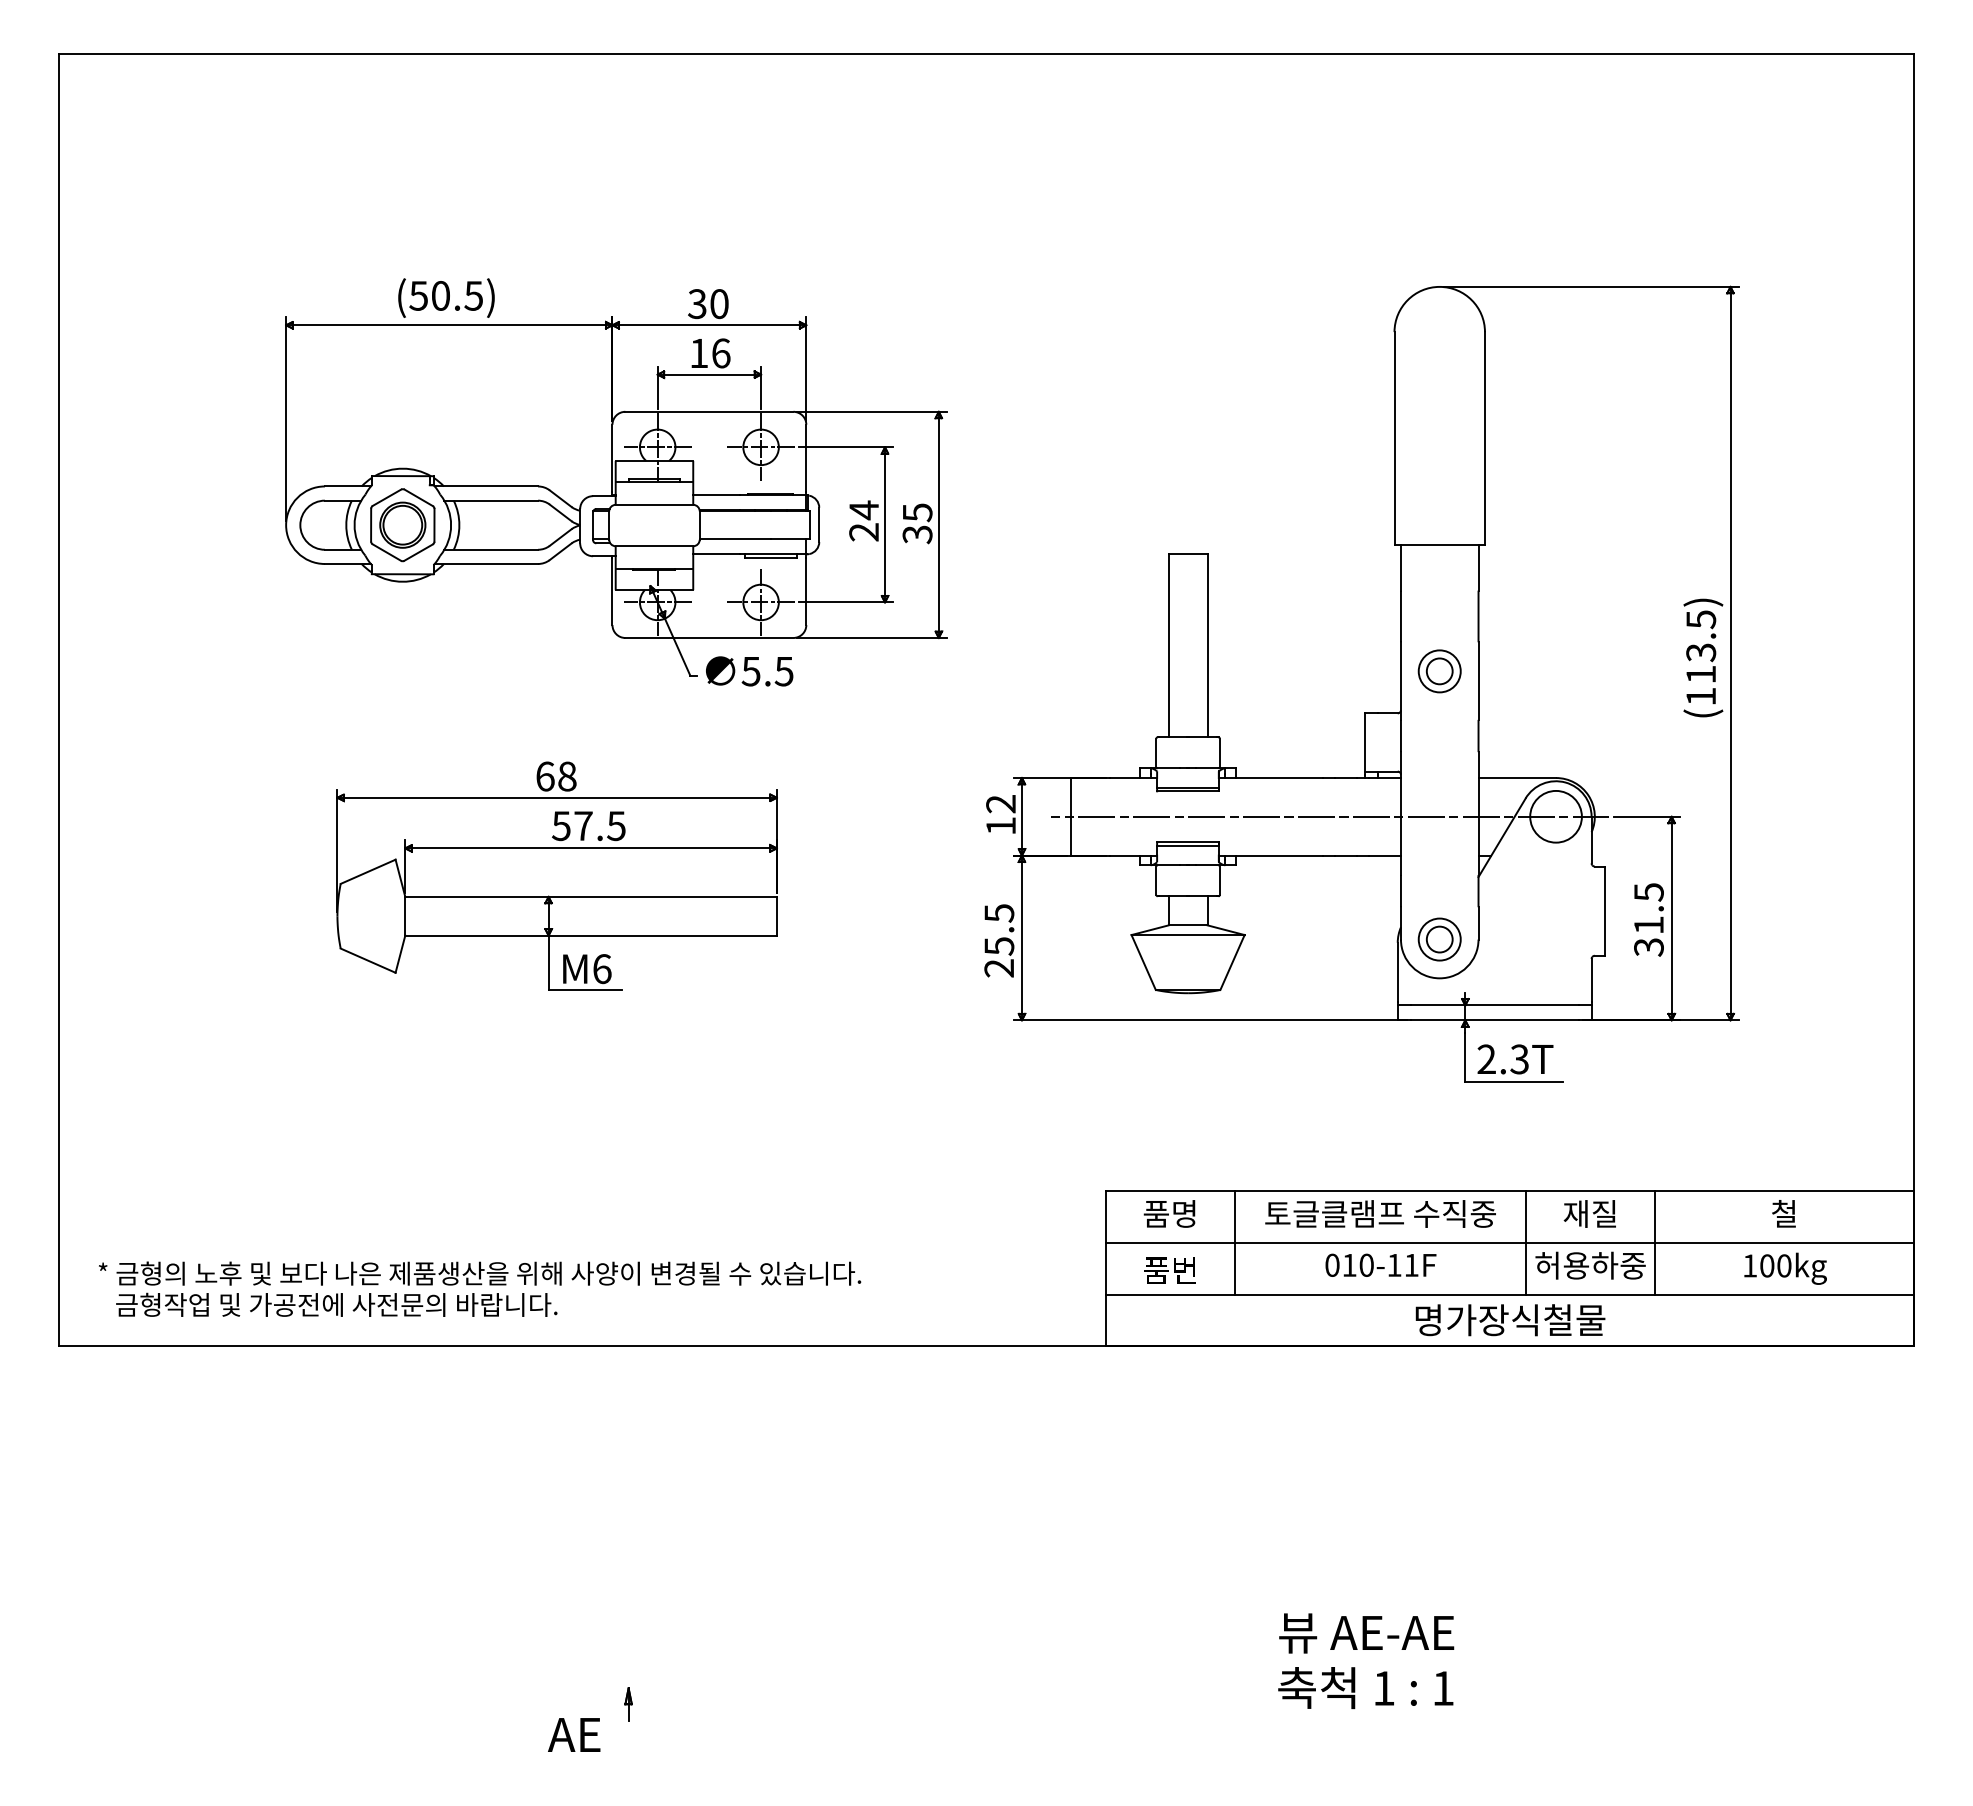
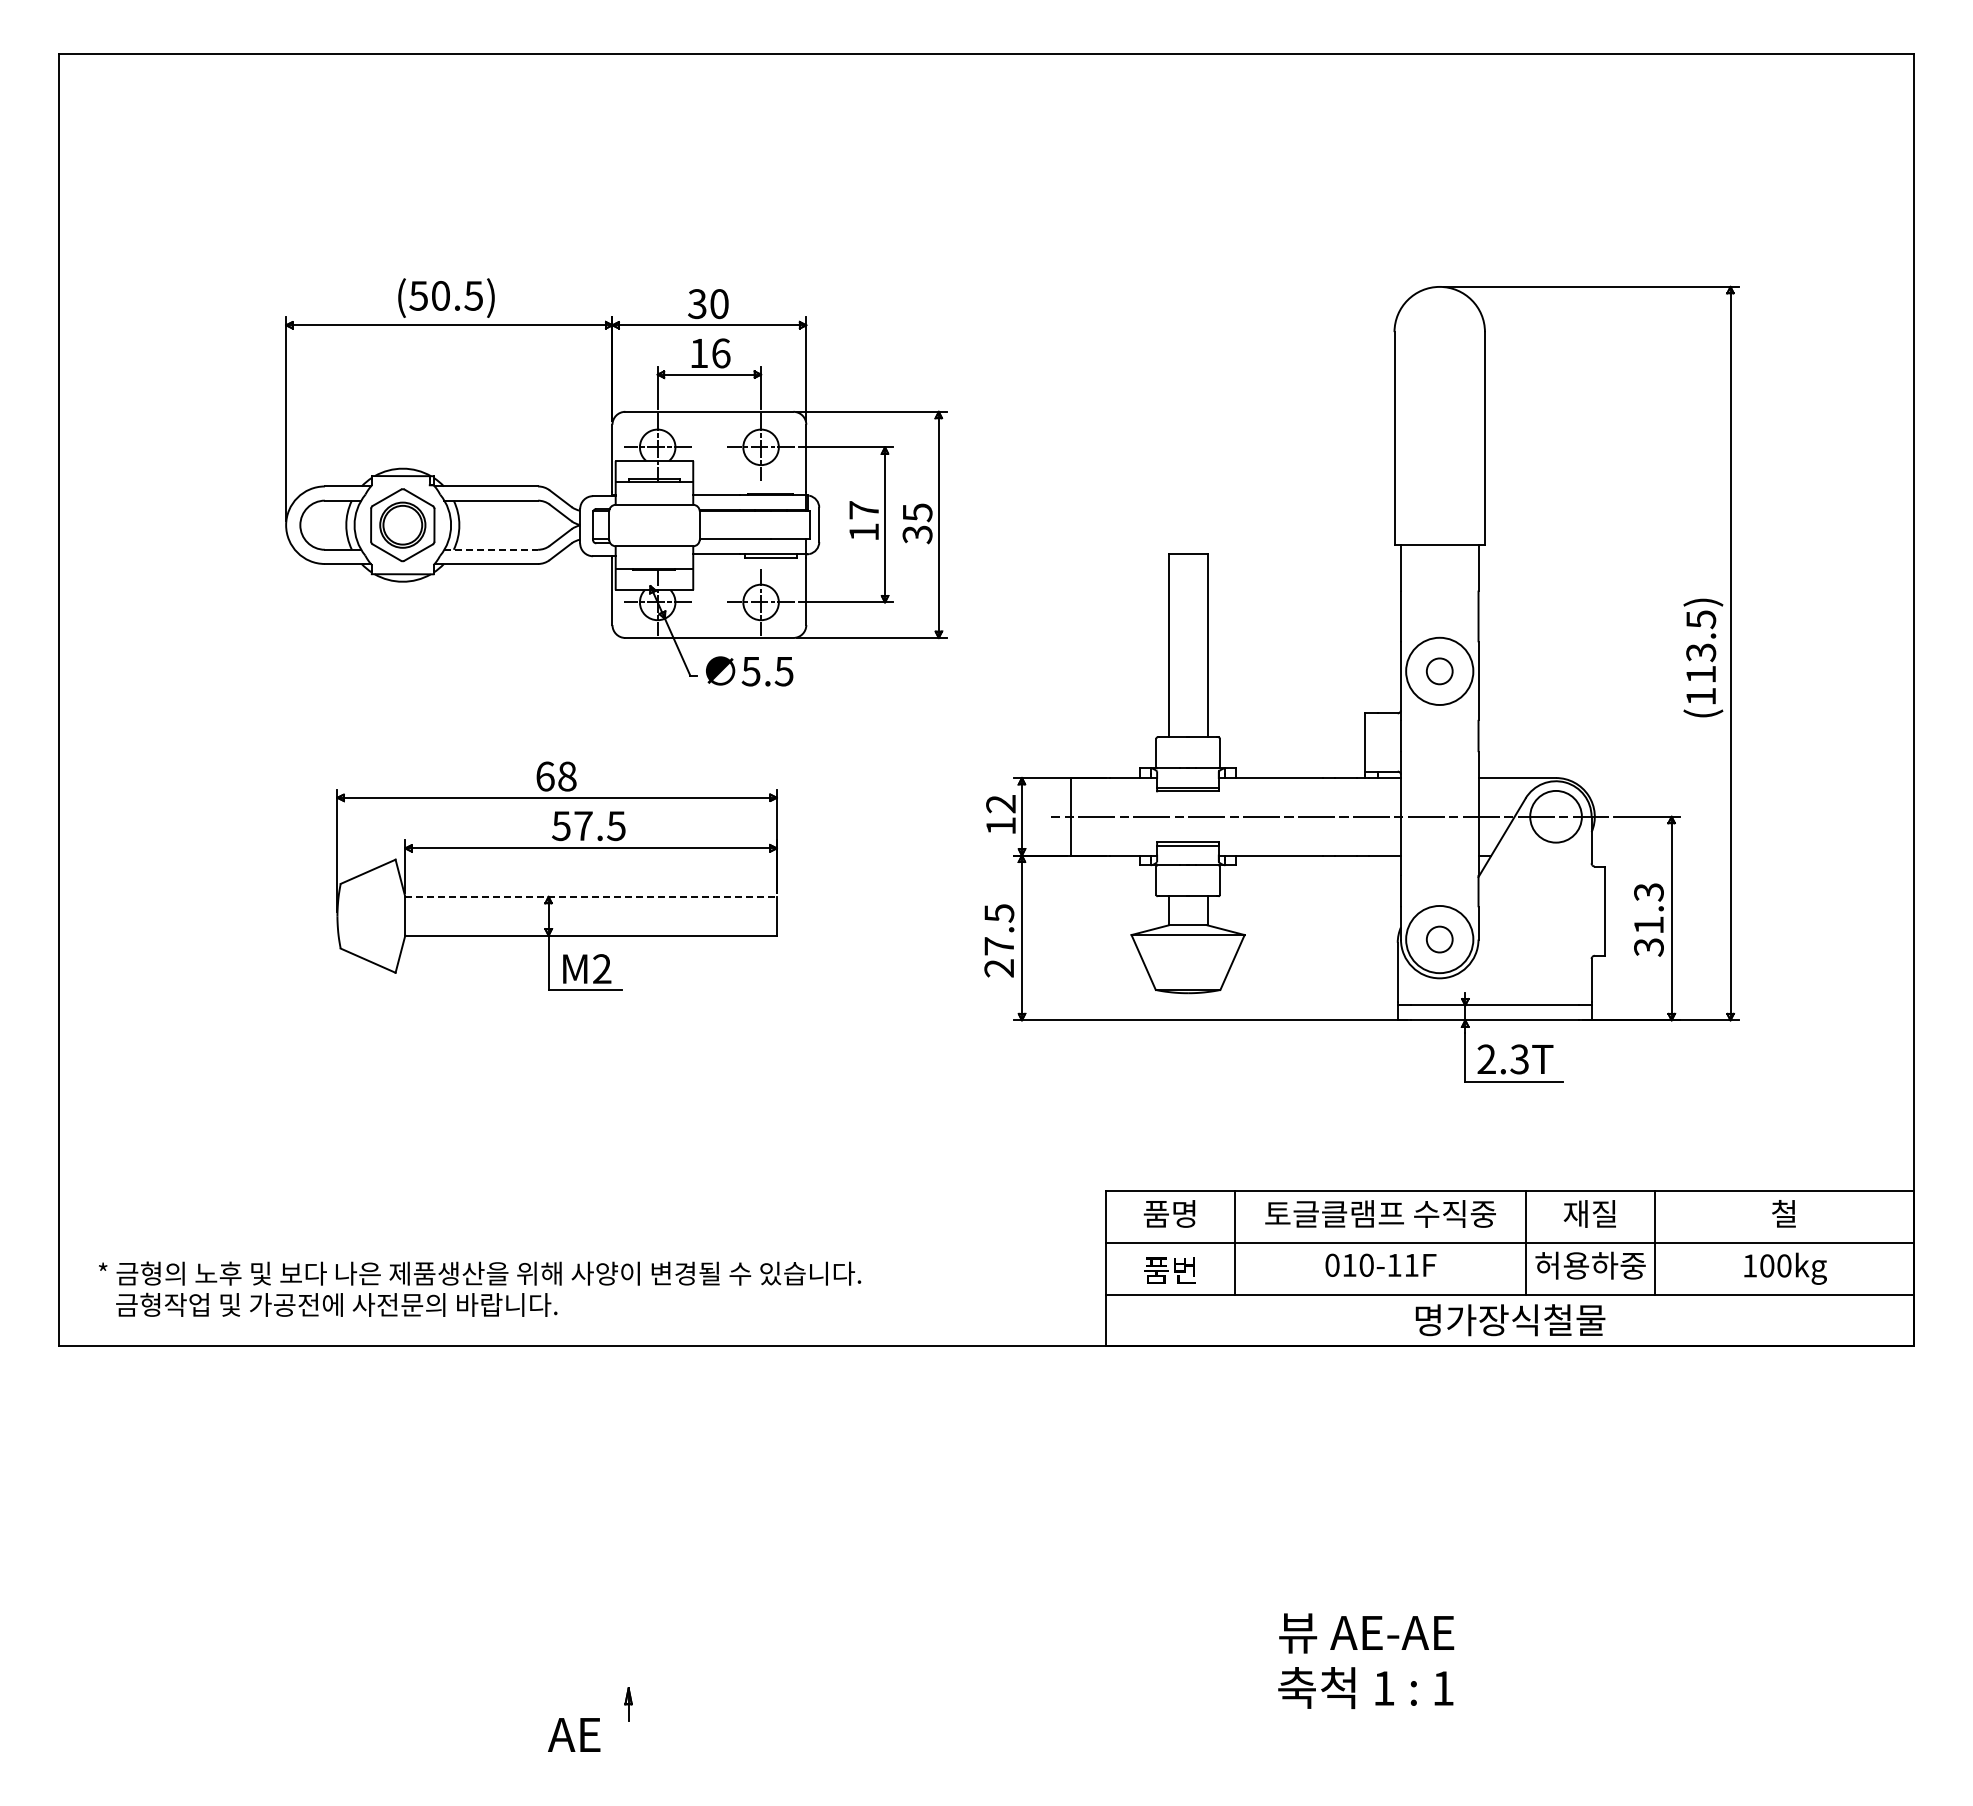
text: 24 -> 17 (863, 520)
line: solid -> dashed (491, 549)
circle diameter: 42 px -> 67 px (1439, 671)
text: 31.5 -> 31.3 (1648, 892)
line: solid -> dashed (591, 896)
circle diameter: 42 px -> 67 px (1439, 939)
text: 25.5 -> 27.5 (999, 946)
text: M6 -> M2 (602, 969)
